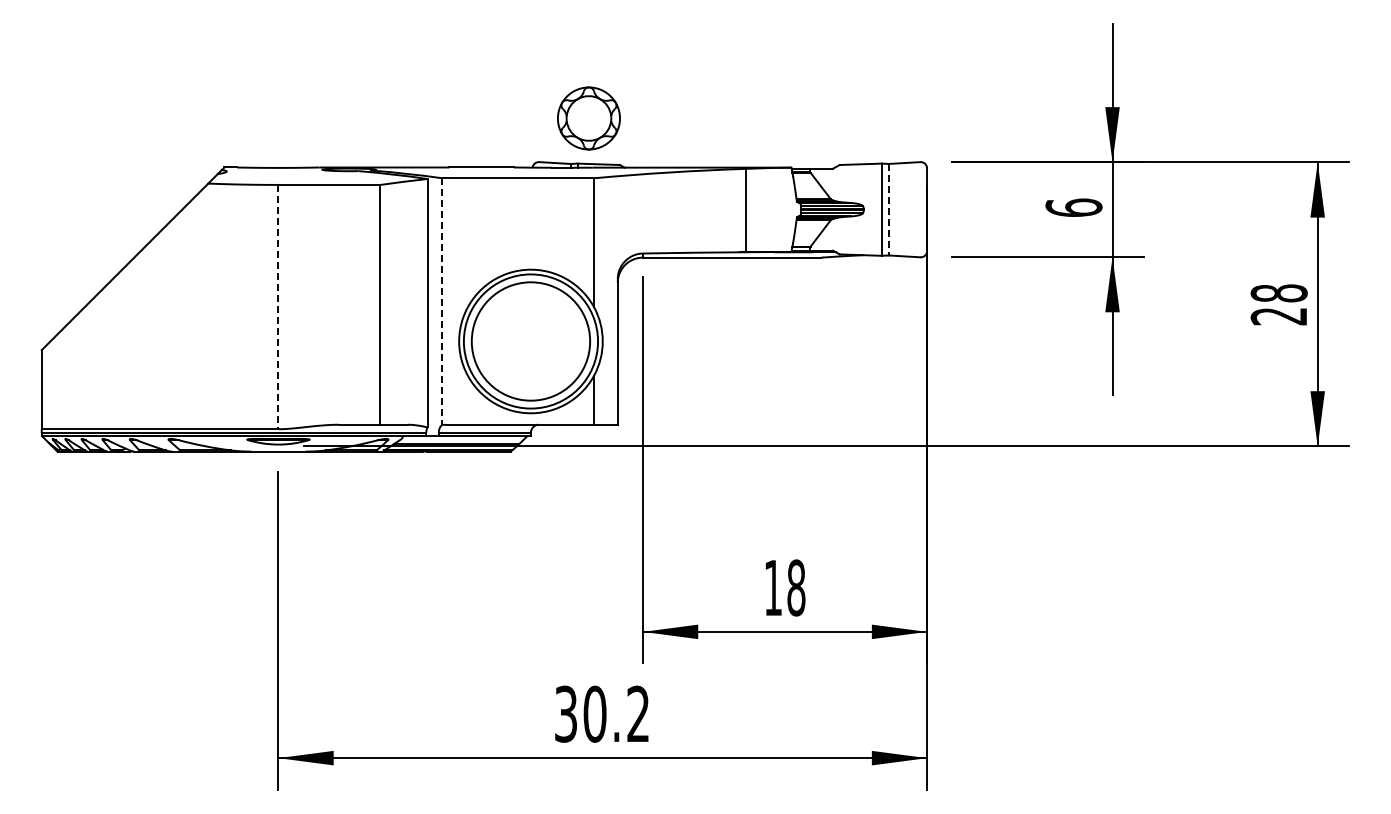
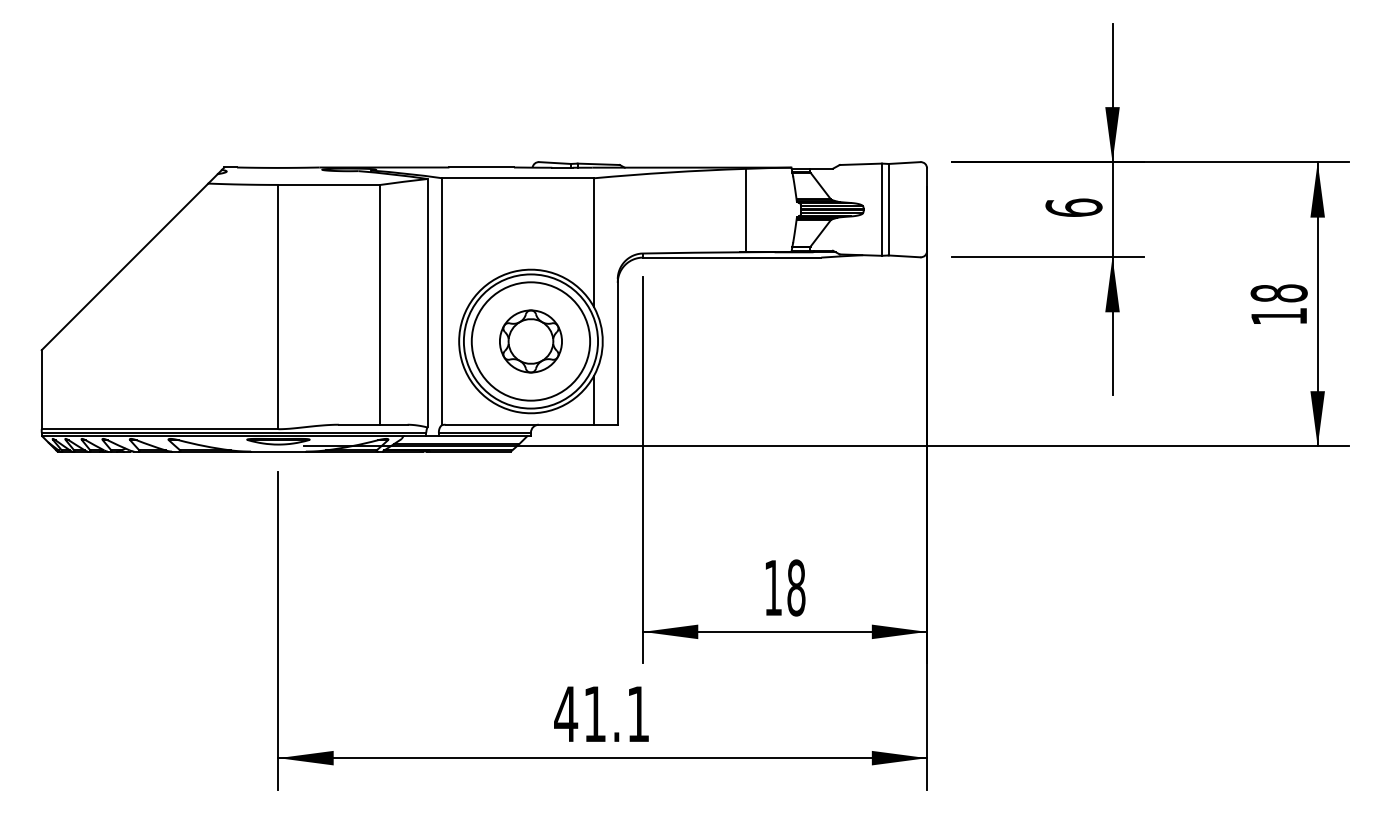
part position: (588, 118) -> (530, 341) (530, 341)
line: dashed -> solid (888, 209)
line: dashed -> solid (442, 302)
line: dashed -> solid (278, 307)
text: 28 -> 18 (1278, 316)
text: 30.2 -> 41.1 (601, 713)
